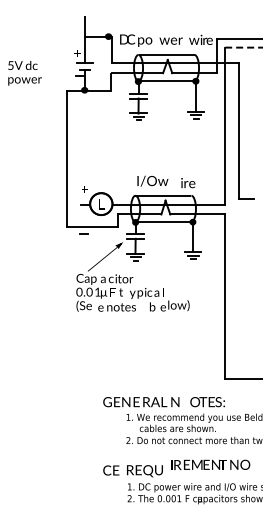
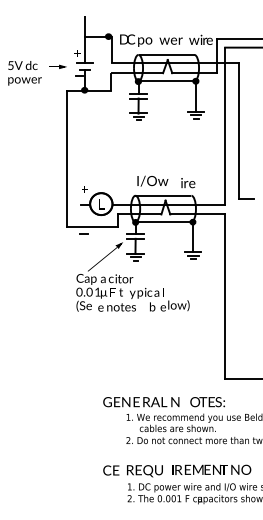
line: dashed -> solid (244, 47)
part: none -> present (57, 66)
text position: (210, 464) -> (211, 469) (211, 469)
